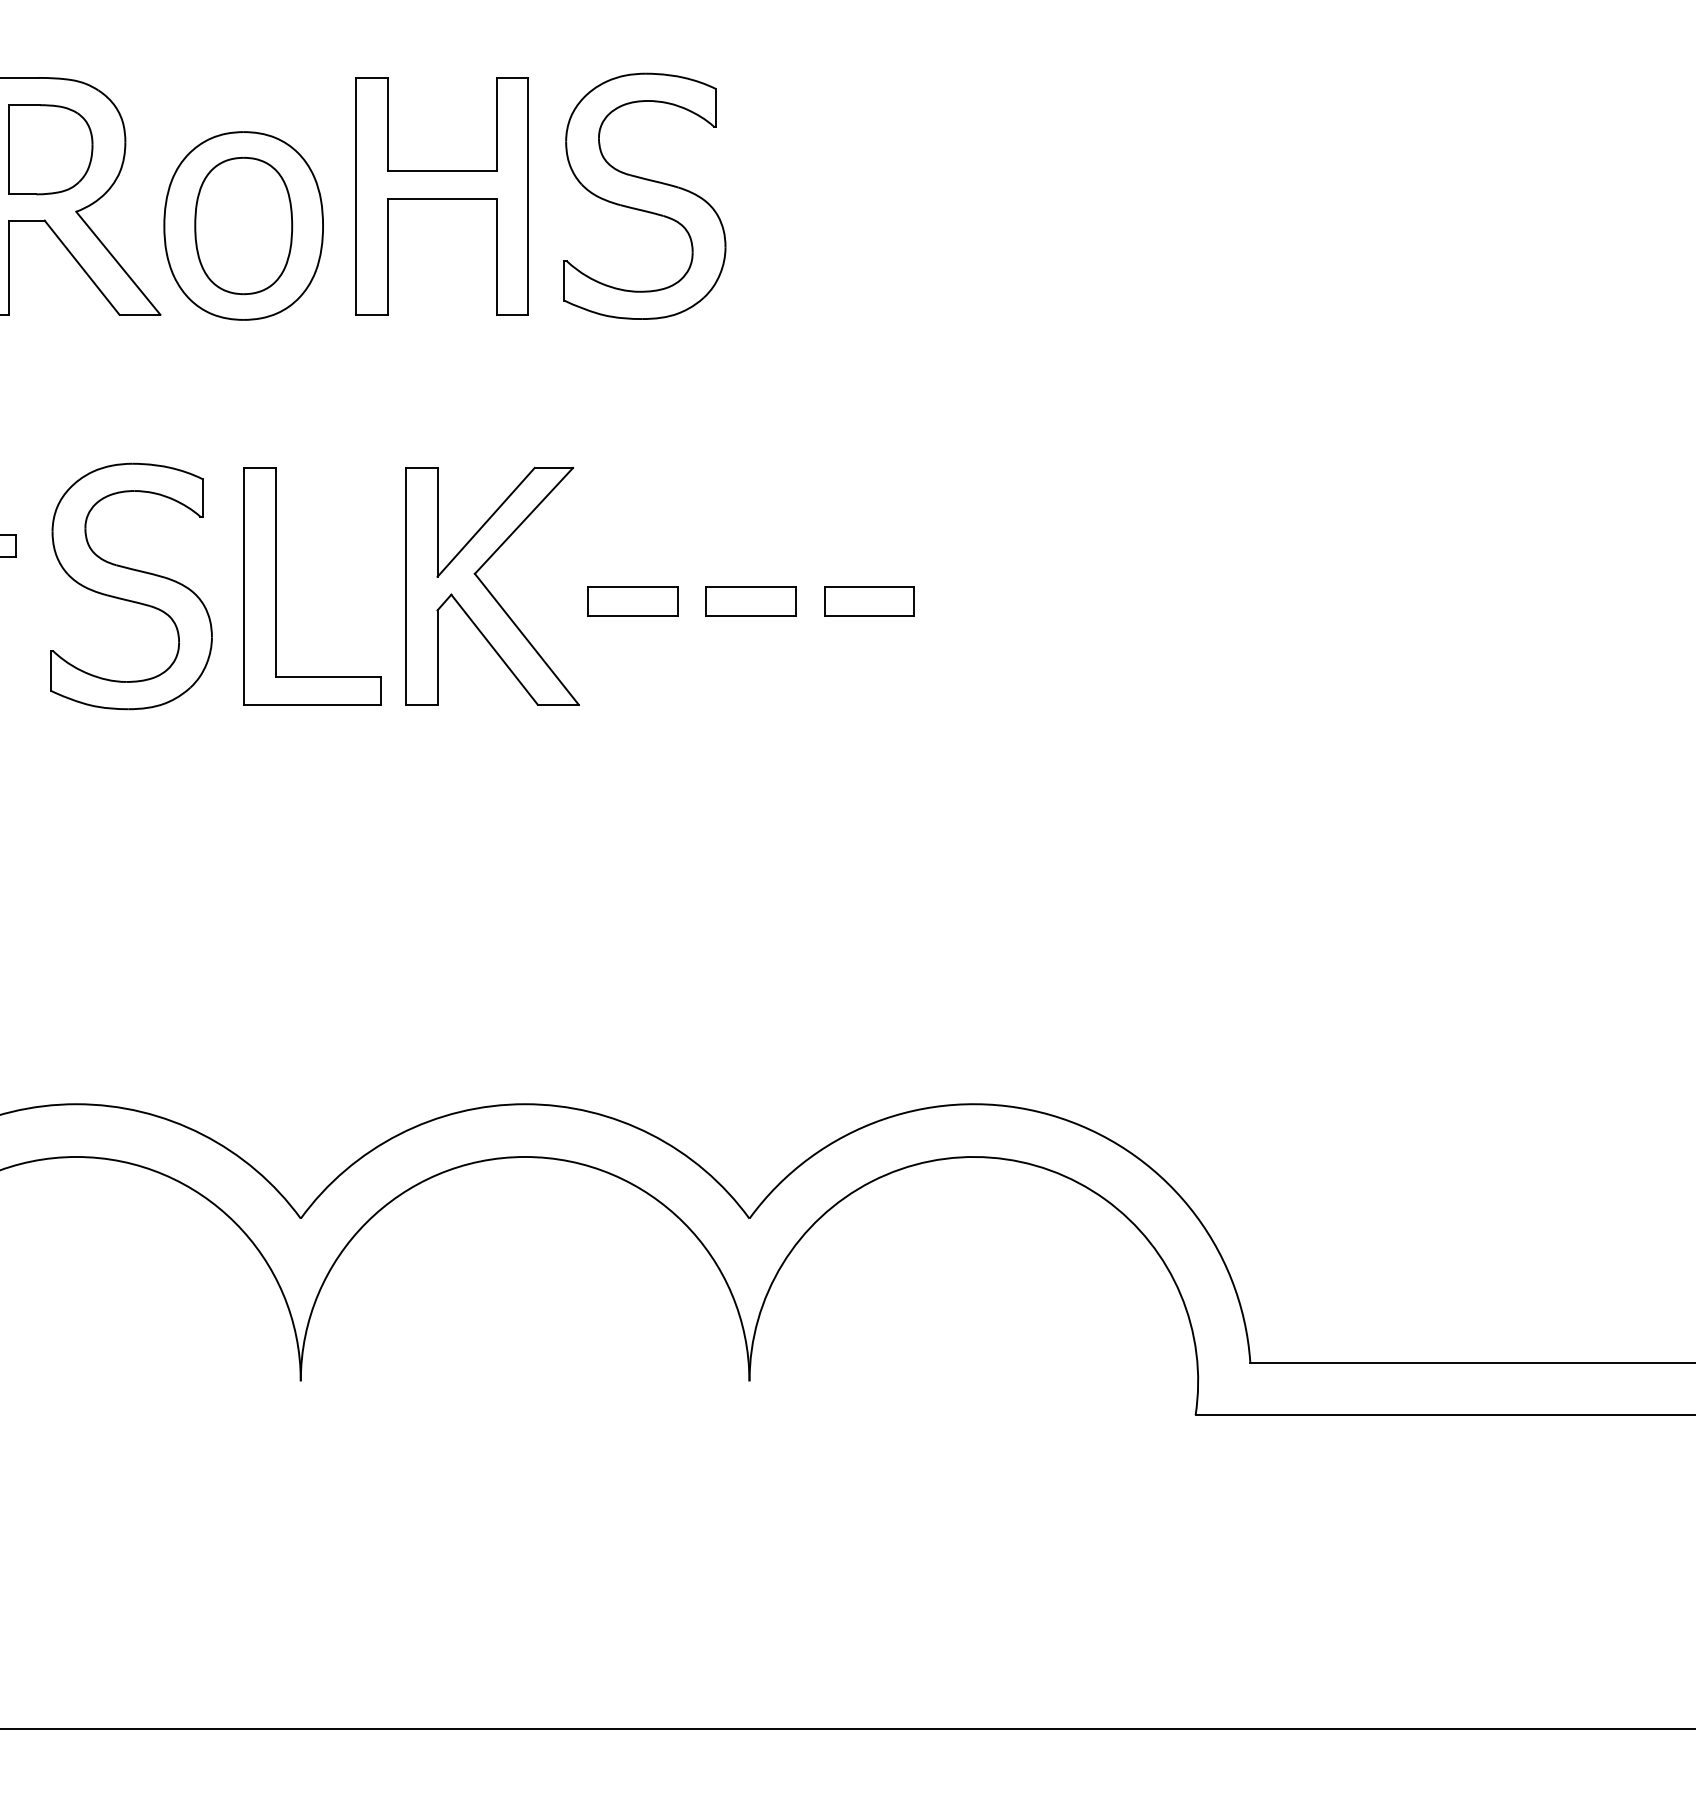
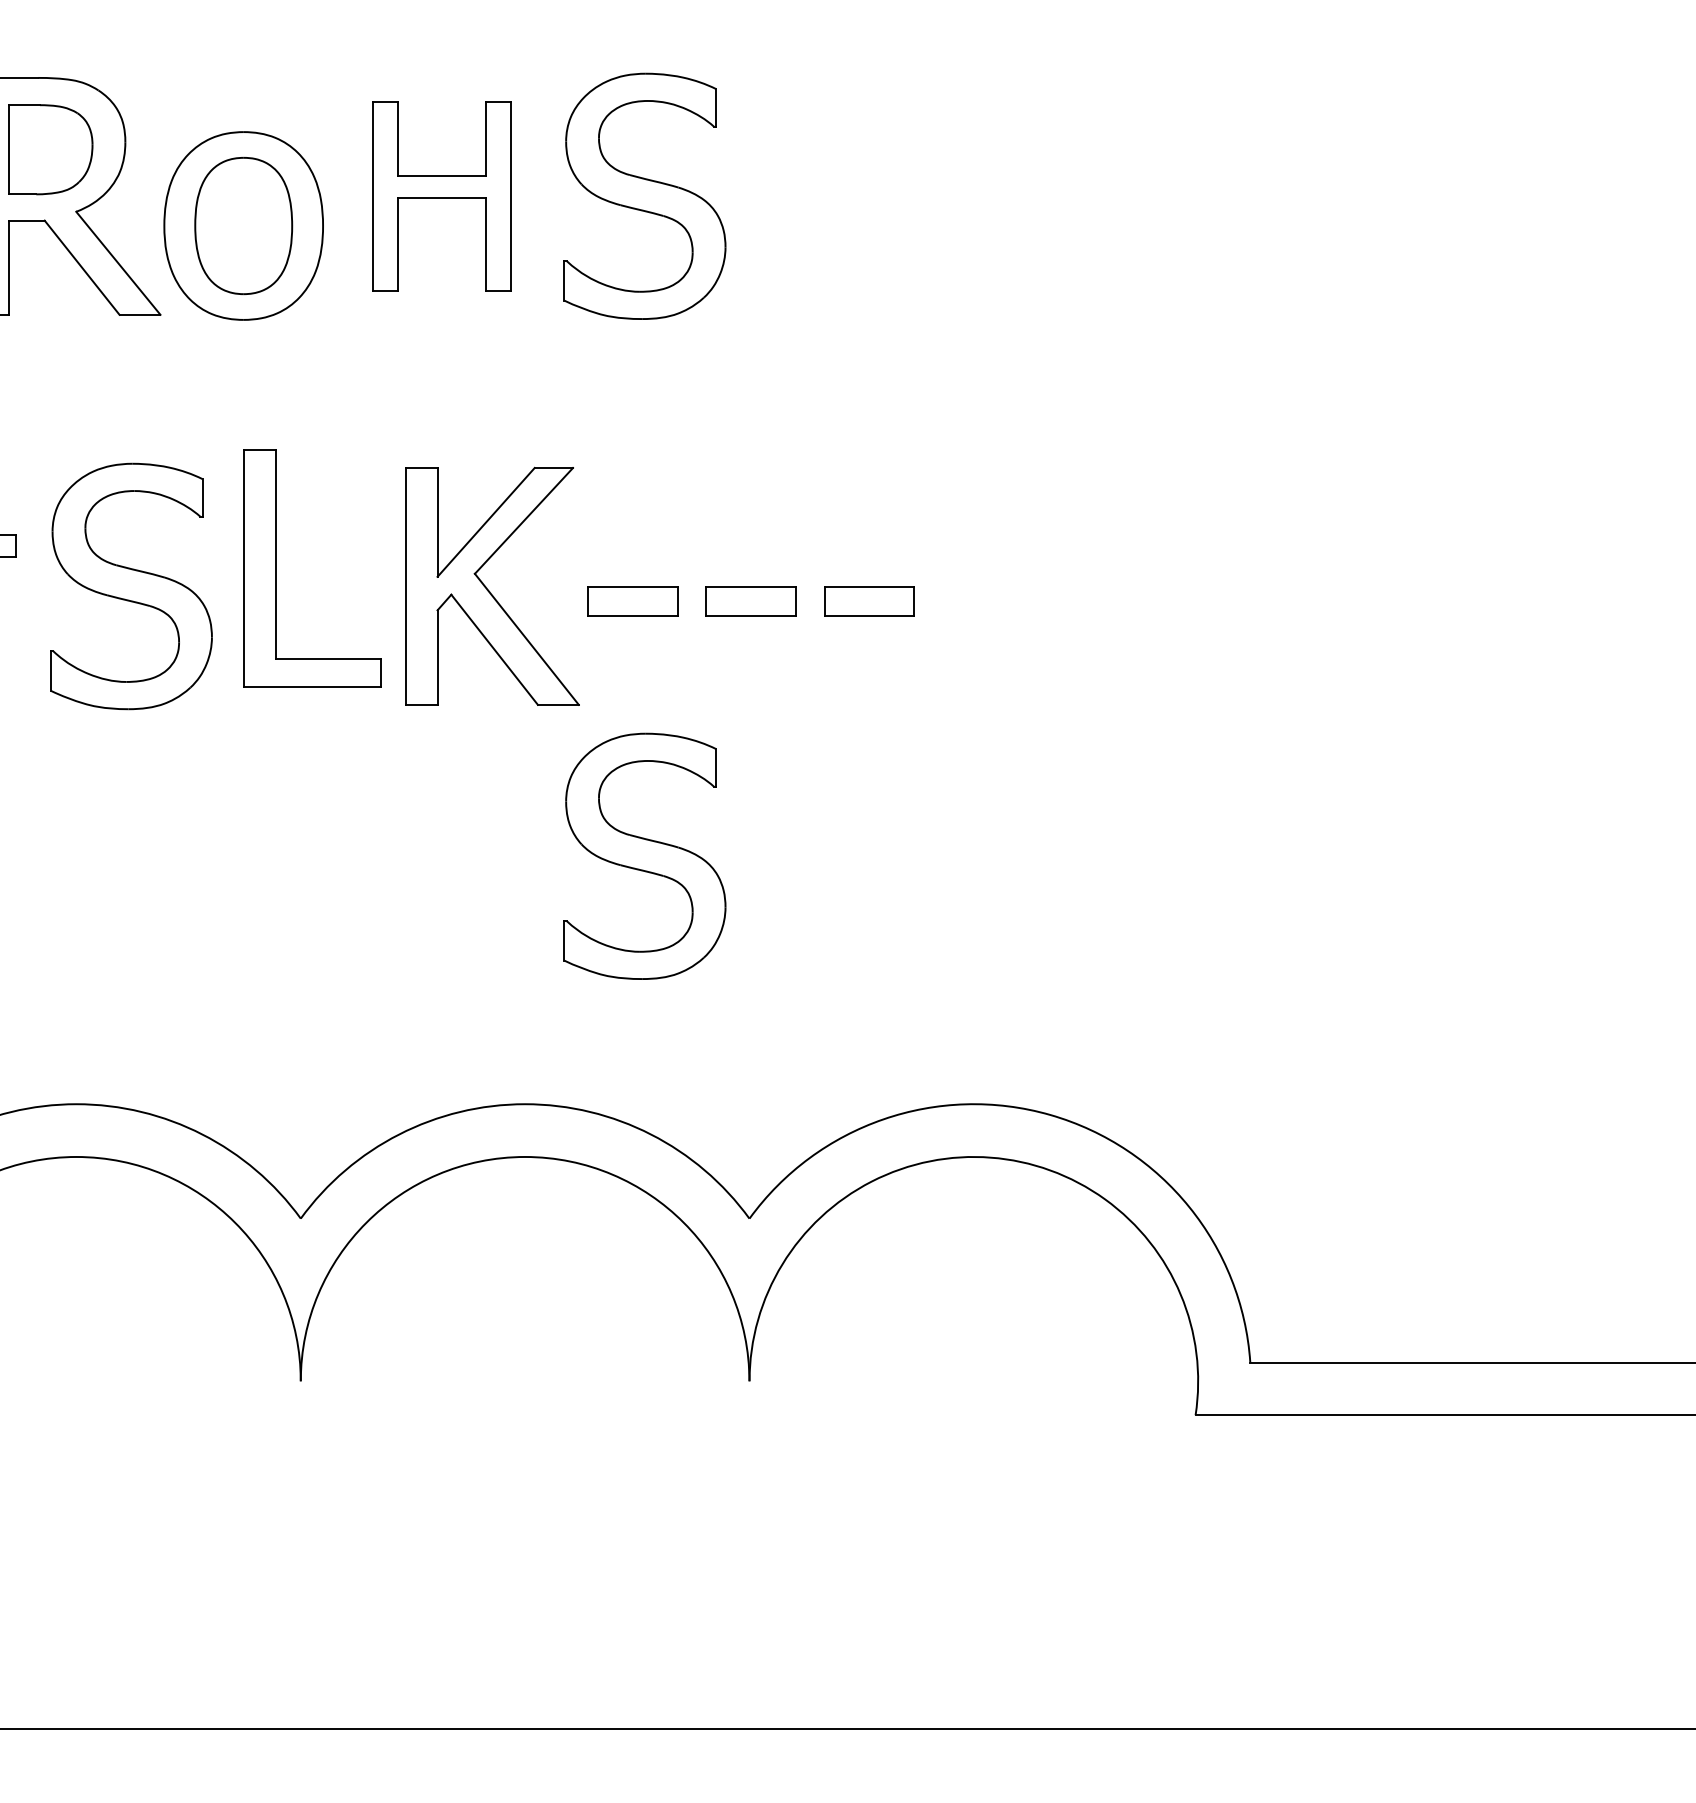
part size: 174x239 px -> 140x191 px (441, 196)
part position: (276, 586) -> (276, 568) (276, 568)
part: none -> present (644, 855)
